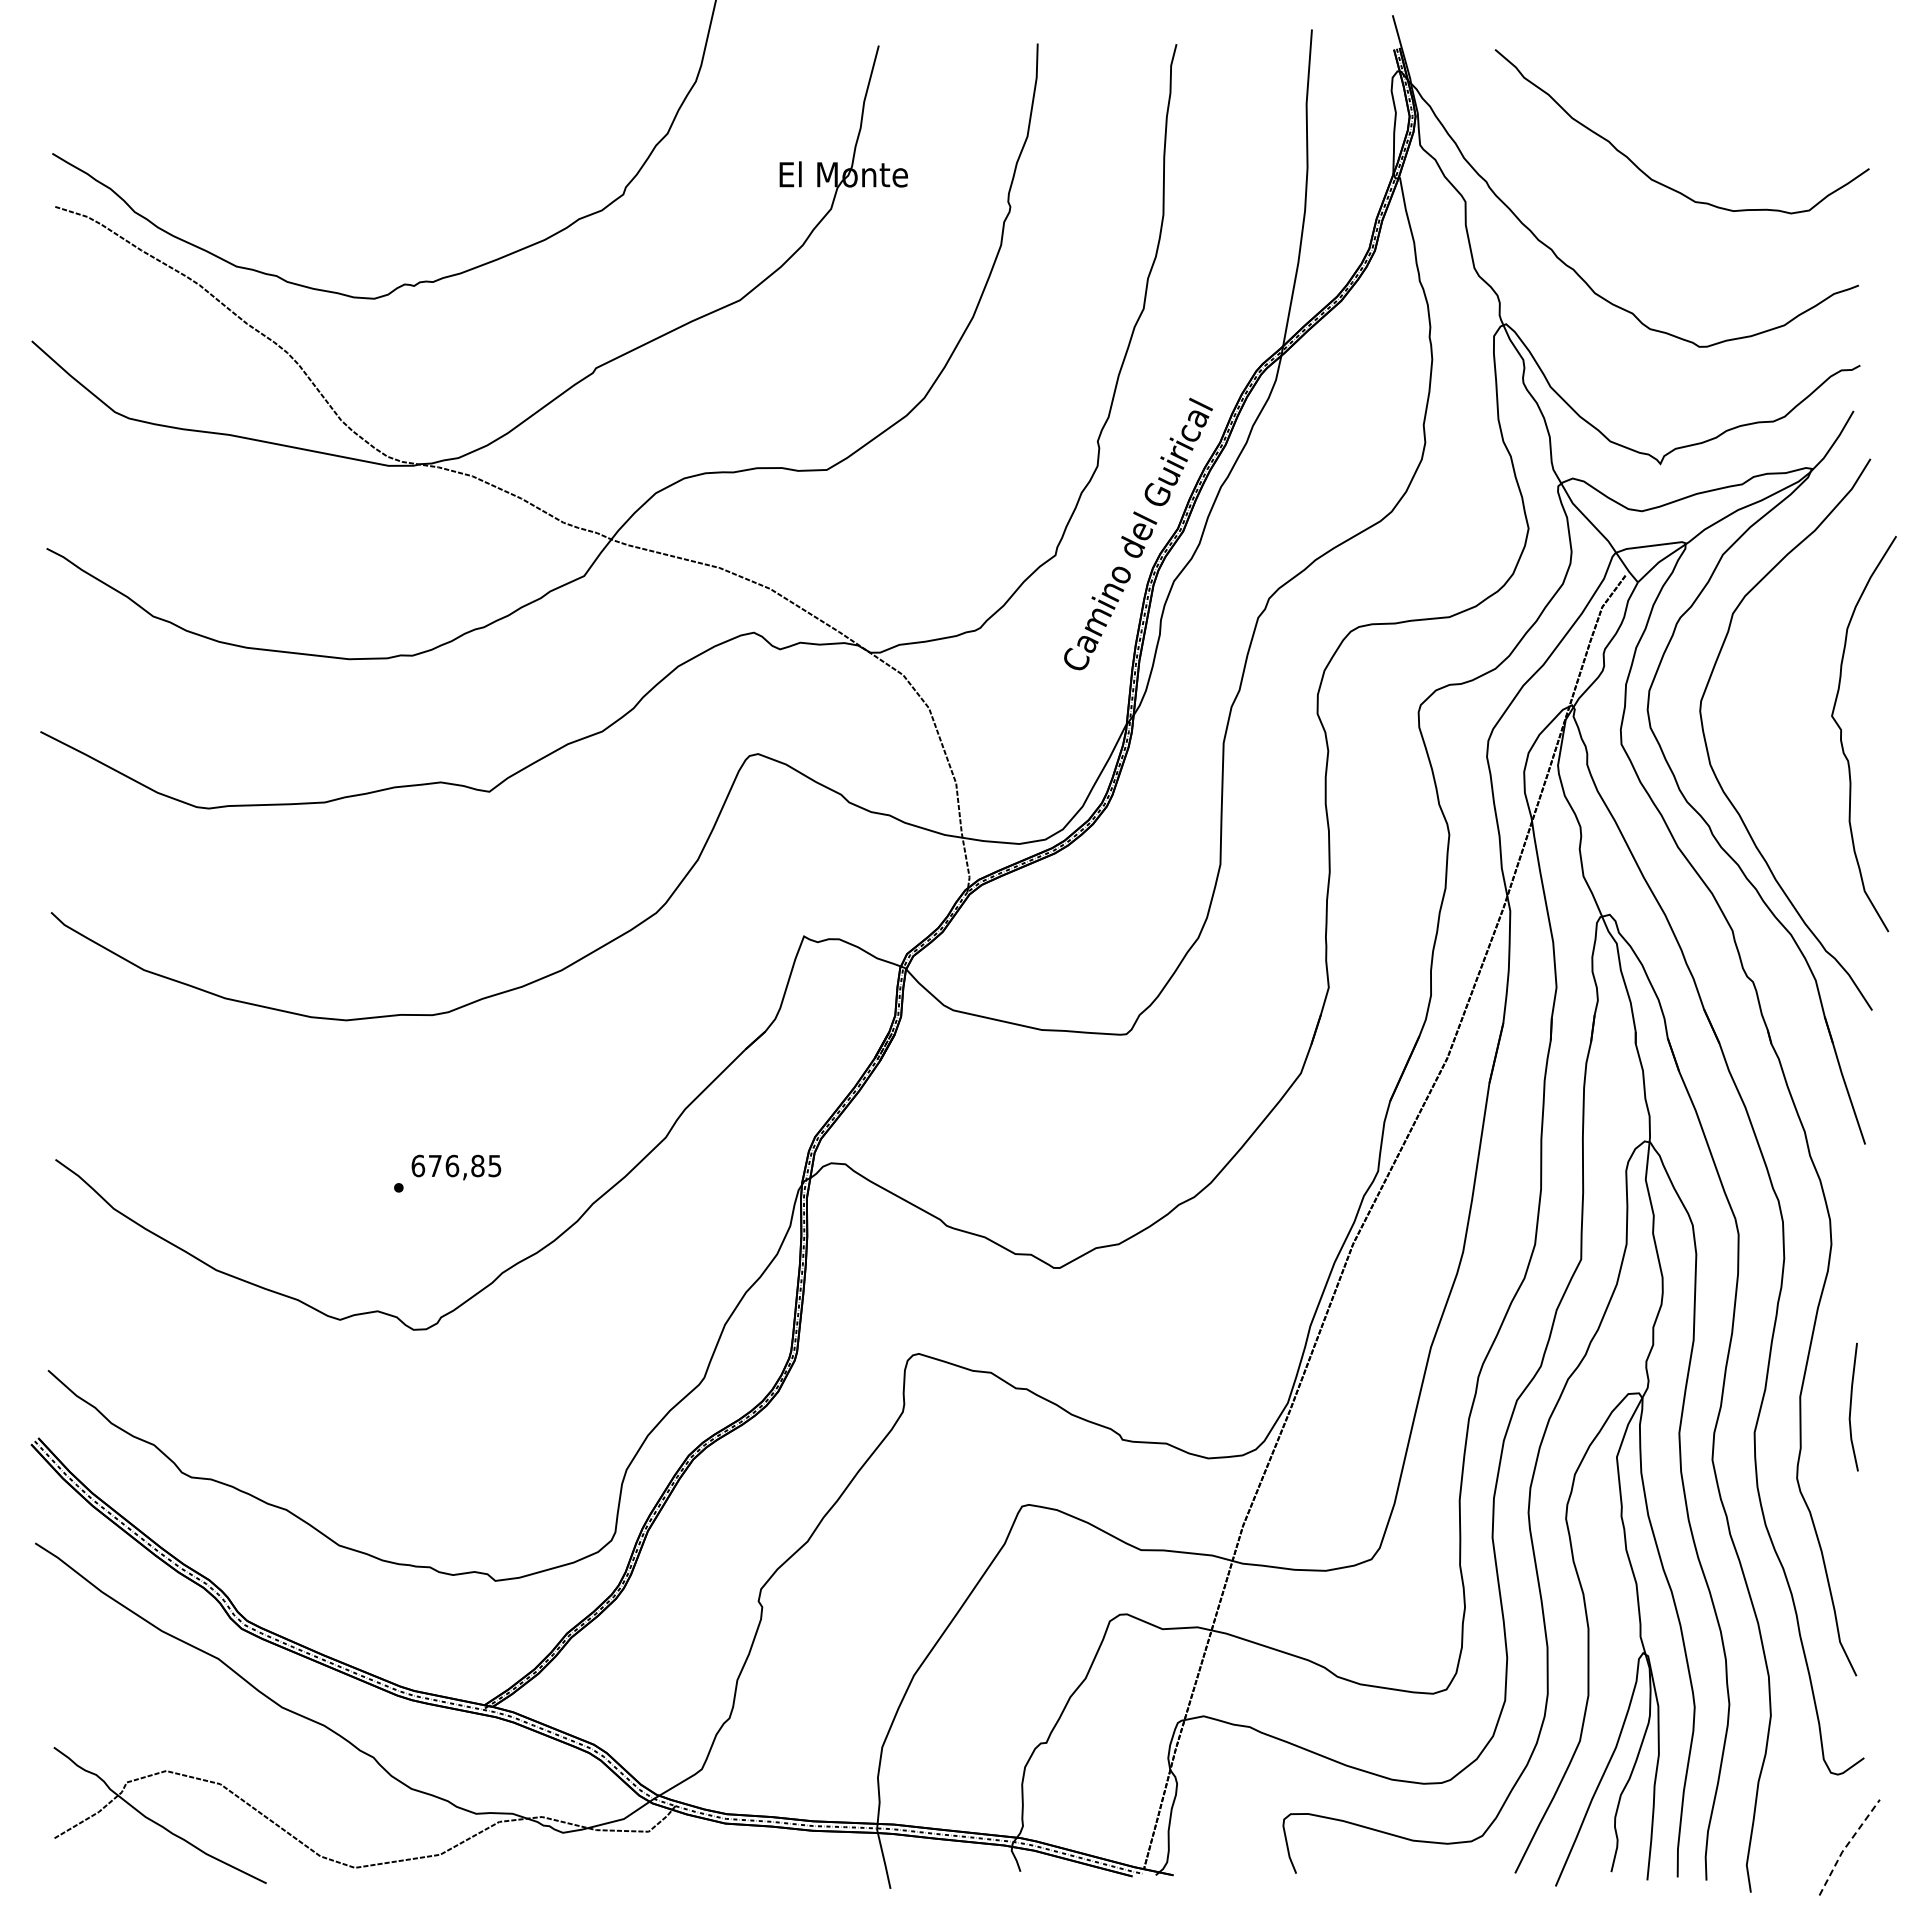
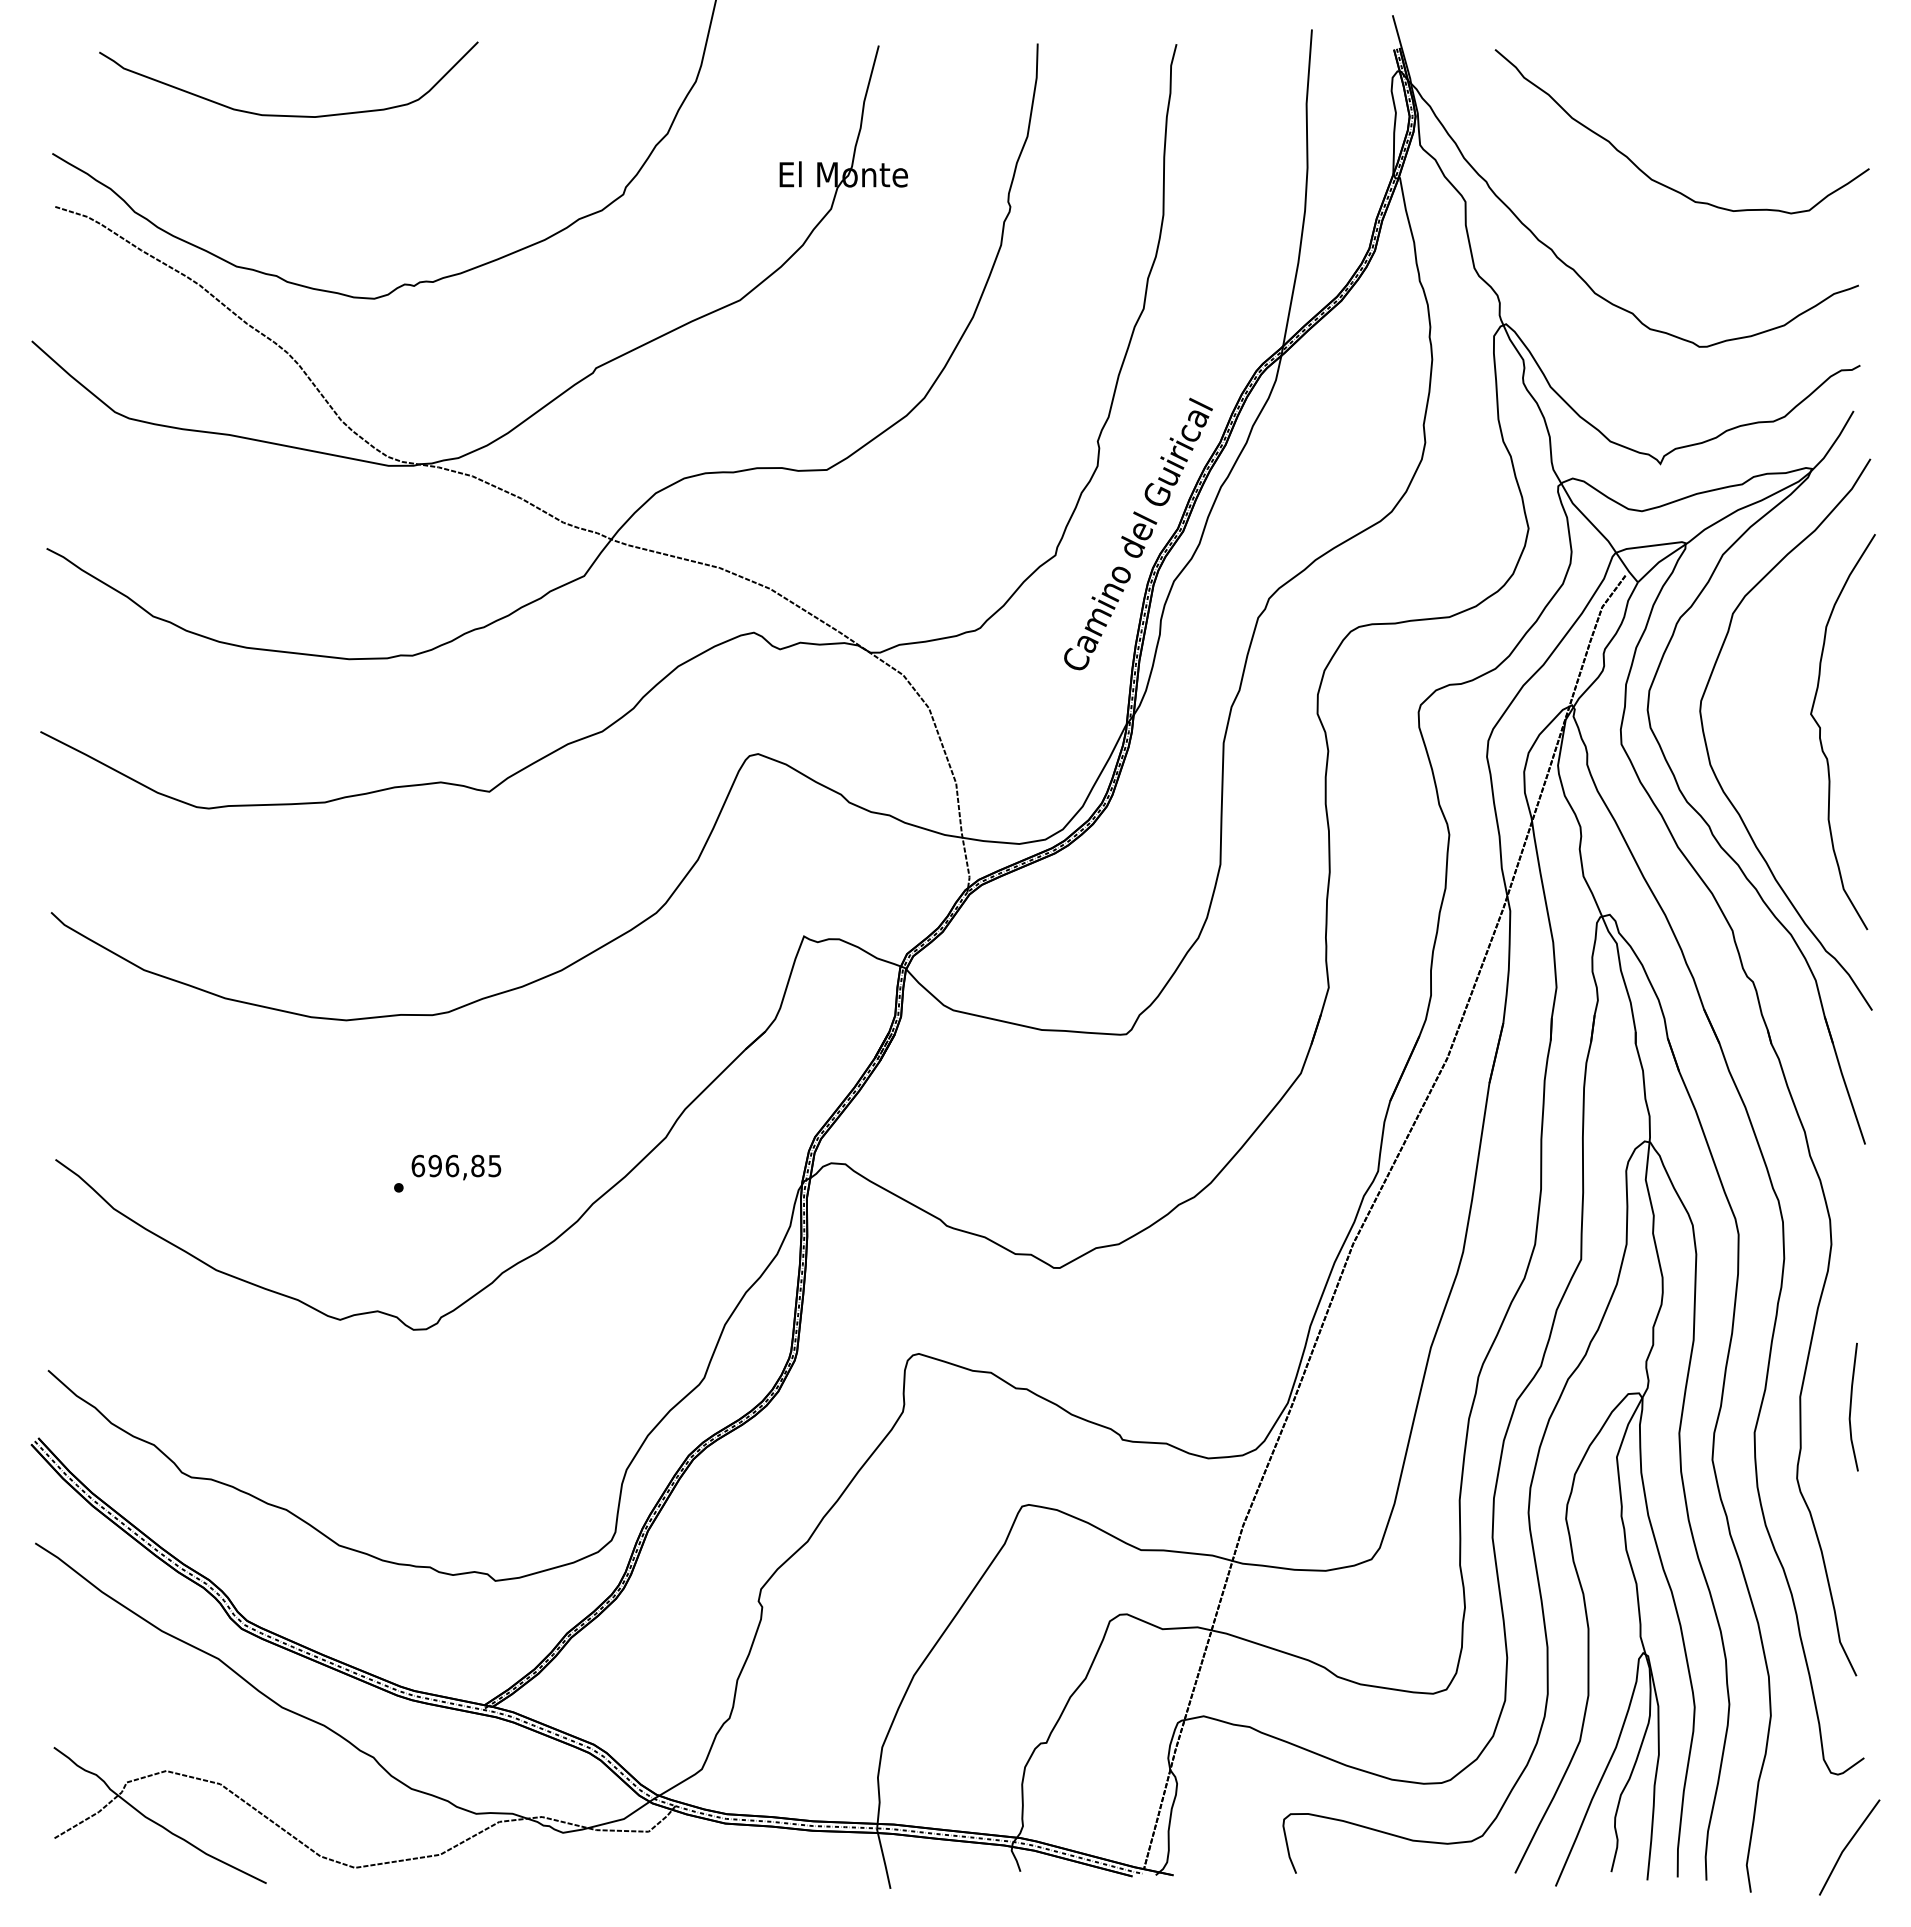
curve: none -> present (280, 114)
curve position: (1841, 734) -> (1820, 732) (1820, 732)
text: 676,85 -> 696,85 (434, 1165)
line: dashed -> solid (1846, 1846)
